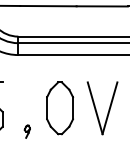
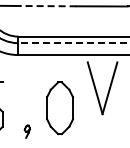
line: solid -> dashed (47, 6)
line: solid -> dashed (73, 43)
part position: (102, 108) -> (102, 88) (102, 88)
